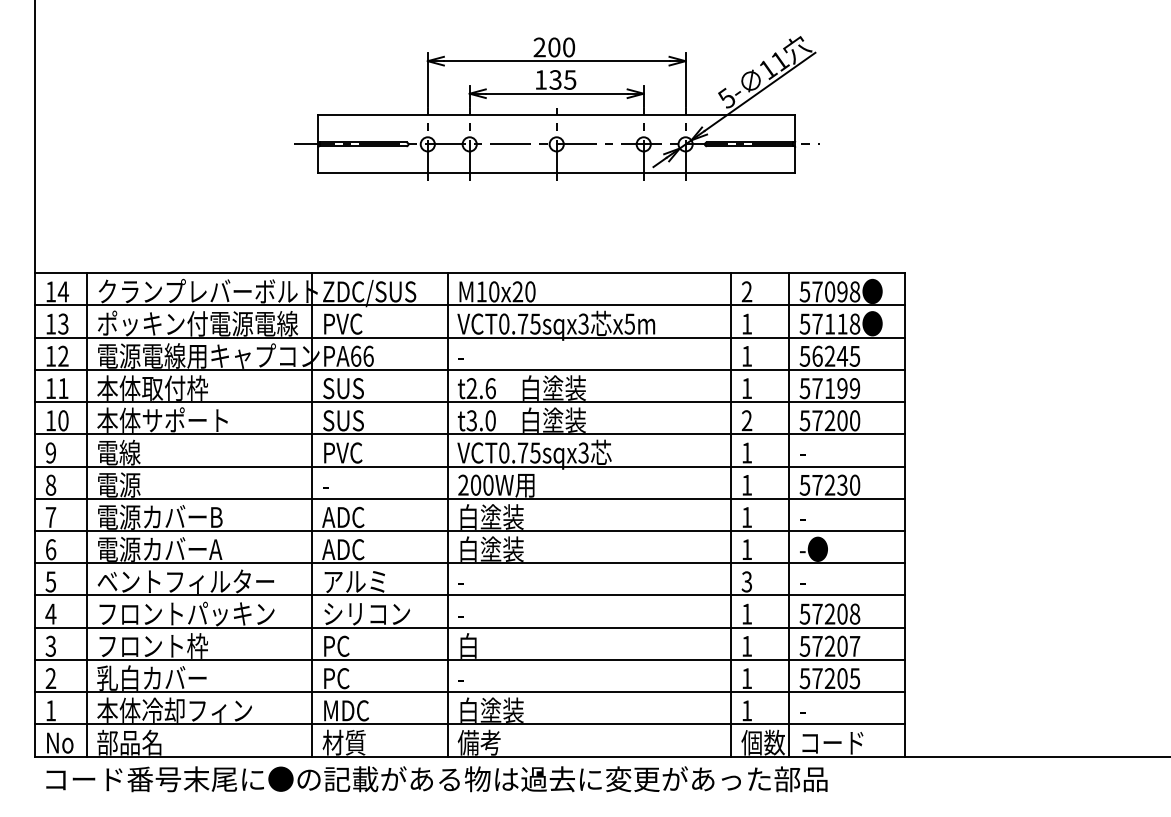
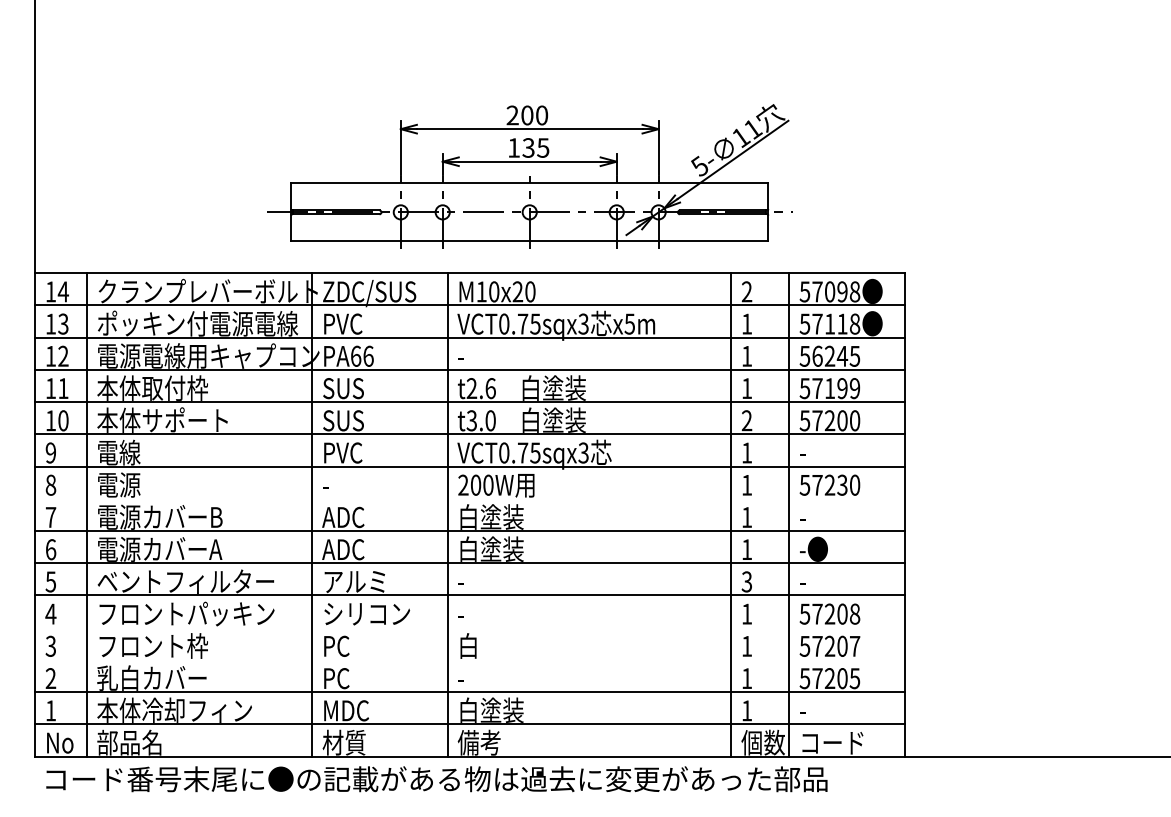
part position: (556, 108) -> (529, 176) (529, 176)
line: present -> none (470, 498)
line: present -> none (470, 627)
line: present -> none (470, 659)
